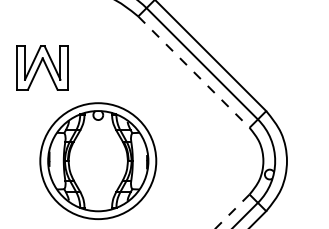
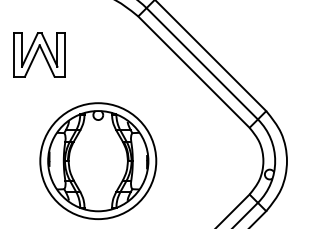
part position: (42, 67) -> (39, 54) (39, 54)
line: dashed -> solid (193, 72)
line: dashed -> solid (232, 211)
